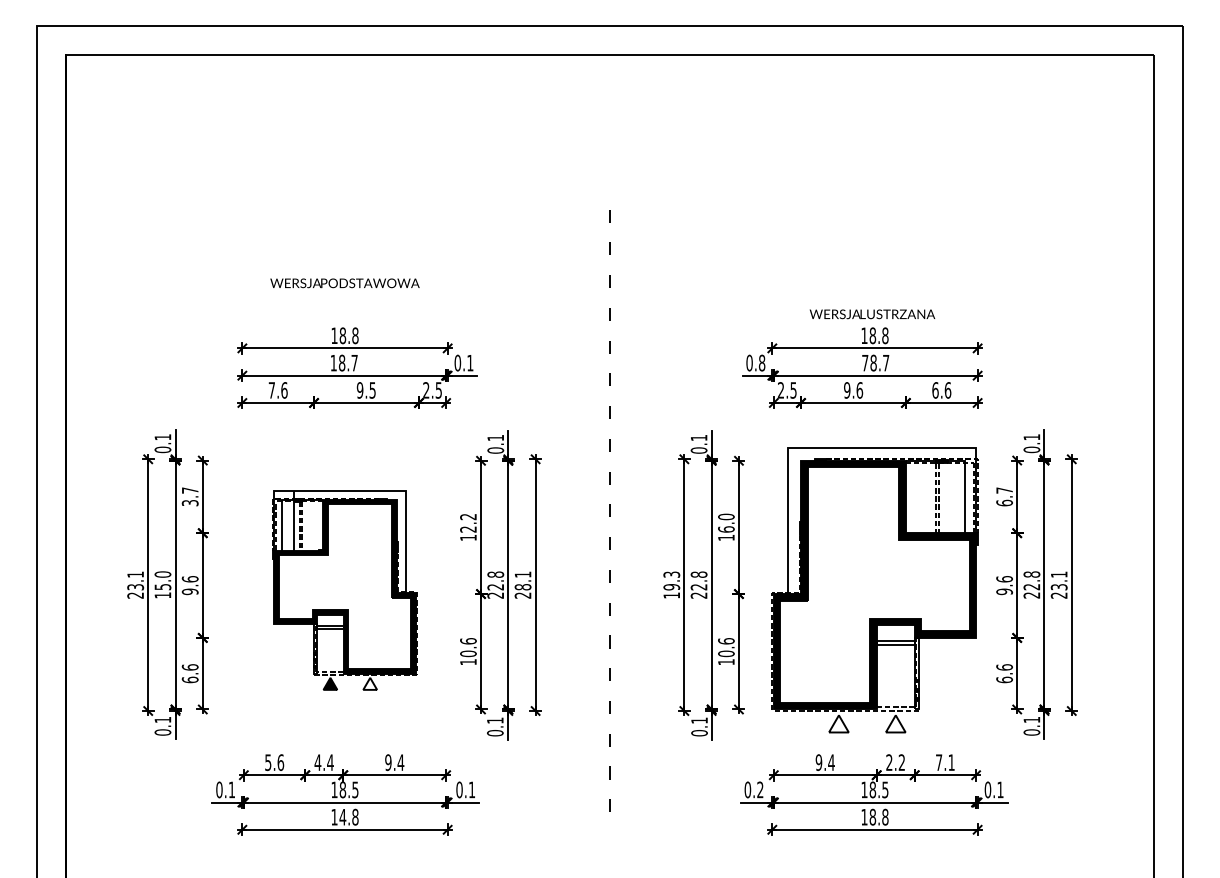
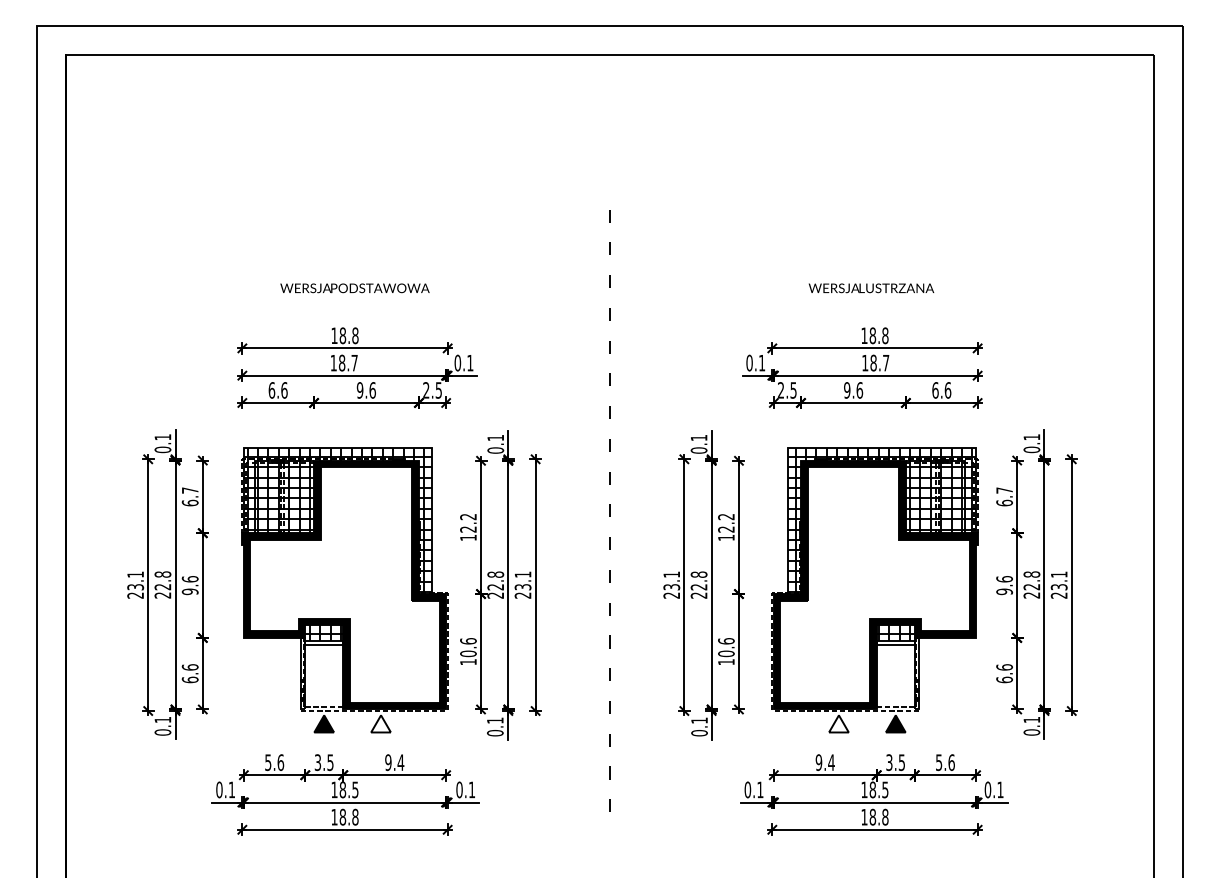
text position: (344, 283) -> (354, 288) (354, 288)
text position: (872, 314) -> (871, 288) (871, 288)
text: 0.8 -> 0.1 (761, 362)
text: 78.7 -> 18.7 (865, 363)
text: 7.6 -> 6.6 (271, 390)
text: 9.5 -> 9.6 (372, 390)
text: 3.7 -> 6.7 (189, 502)
hatch: none -> present (881, 520)
text: 16.0 -> 12.2 (726, 522)
text: 15.0 -> 22.8 (162, 584)
text: 19.3 -> 23.1 (671, 584)
text: 28.1 -> 23.1 (522, 587)
part size: 146x201 px -> 208x287 px (344, 590)
hatch: none -> present (895, 633)
fill: none -> present (895, 723)
text: 4.4 -> 3.5 (323, 762)
text: 2.2 -> 3.5 (895, 762)
text: 7.1 -> 5.6 (945, 762)
text: 0.2 -> 0.1 (760, 789)
text: 14.8 -> 18.8 (342, 816)
